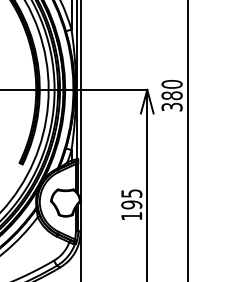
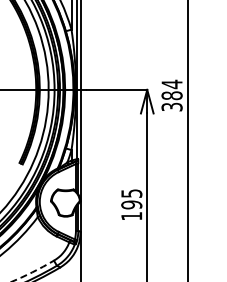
text: 380 -> 384 (171, 84)
arc: solid -> dashed (33, 272)
